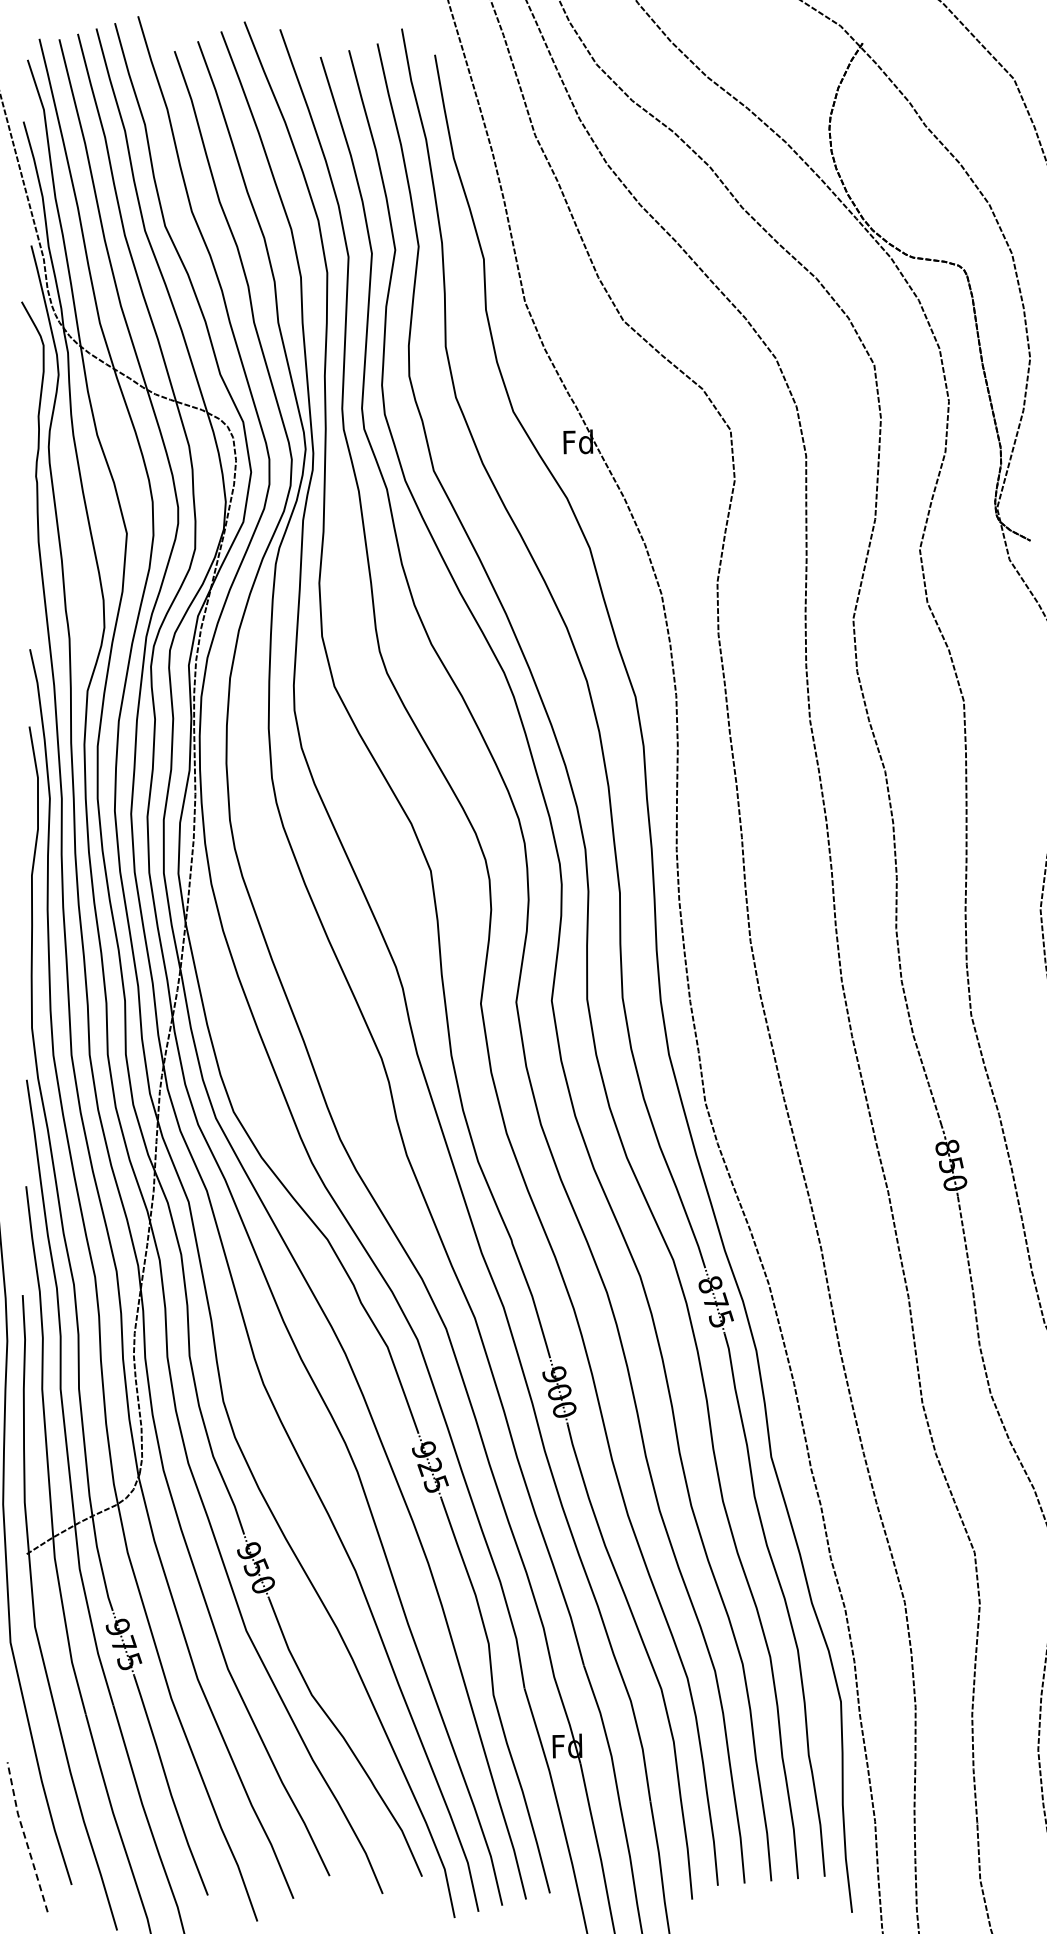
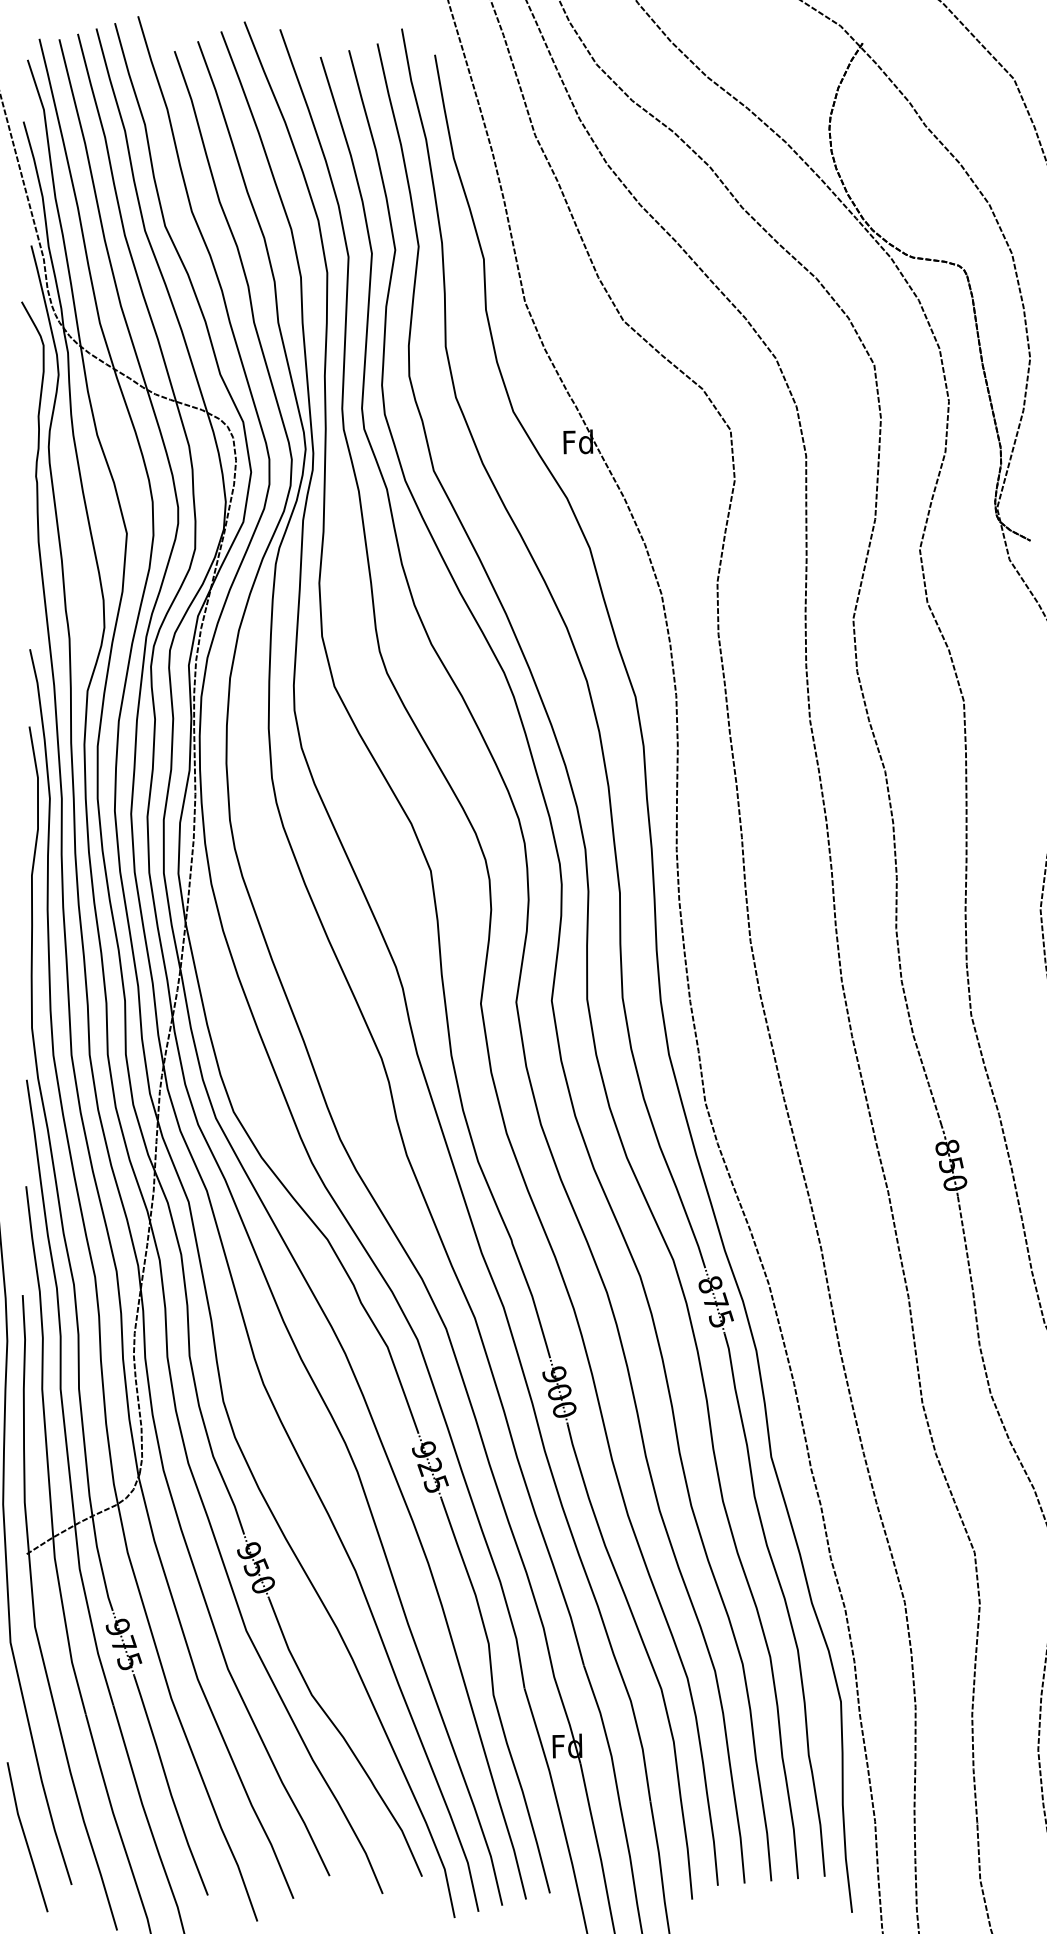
line: dashed -> solid (25, 1837)
